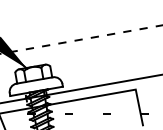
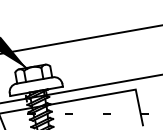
line: dashed -> solid (81, 39)
